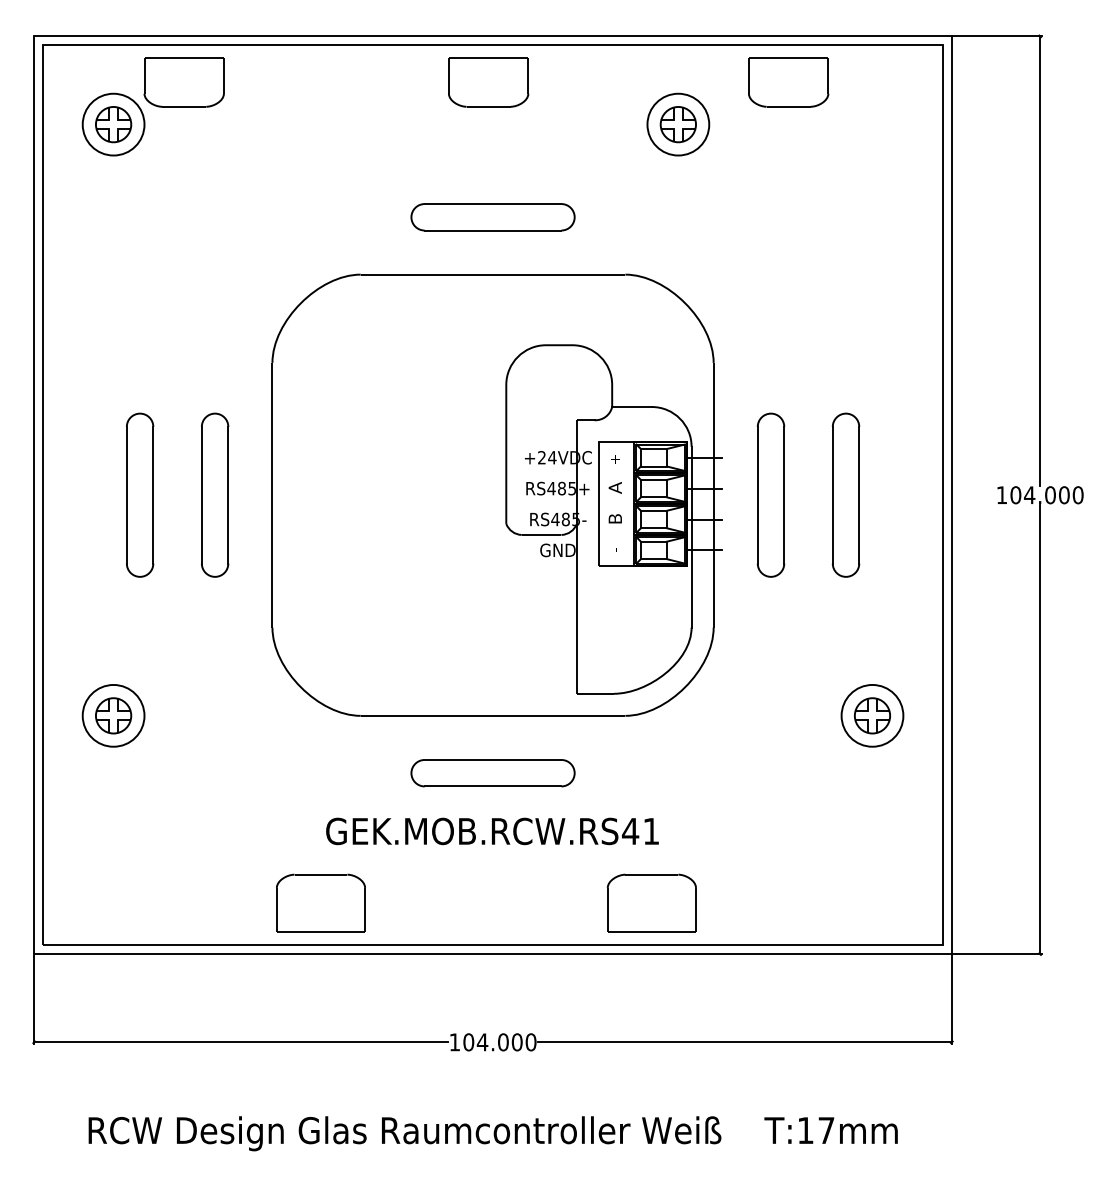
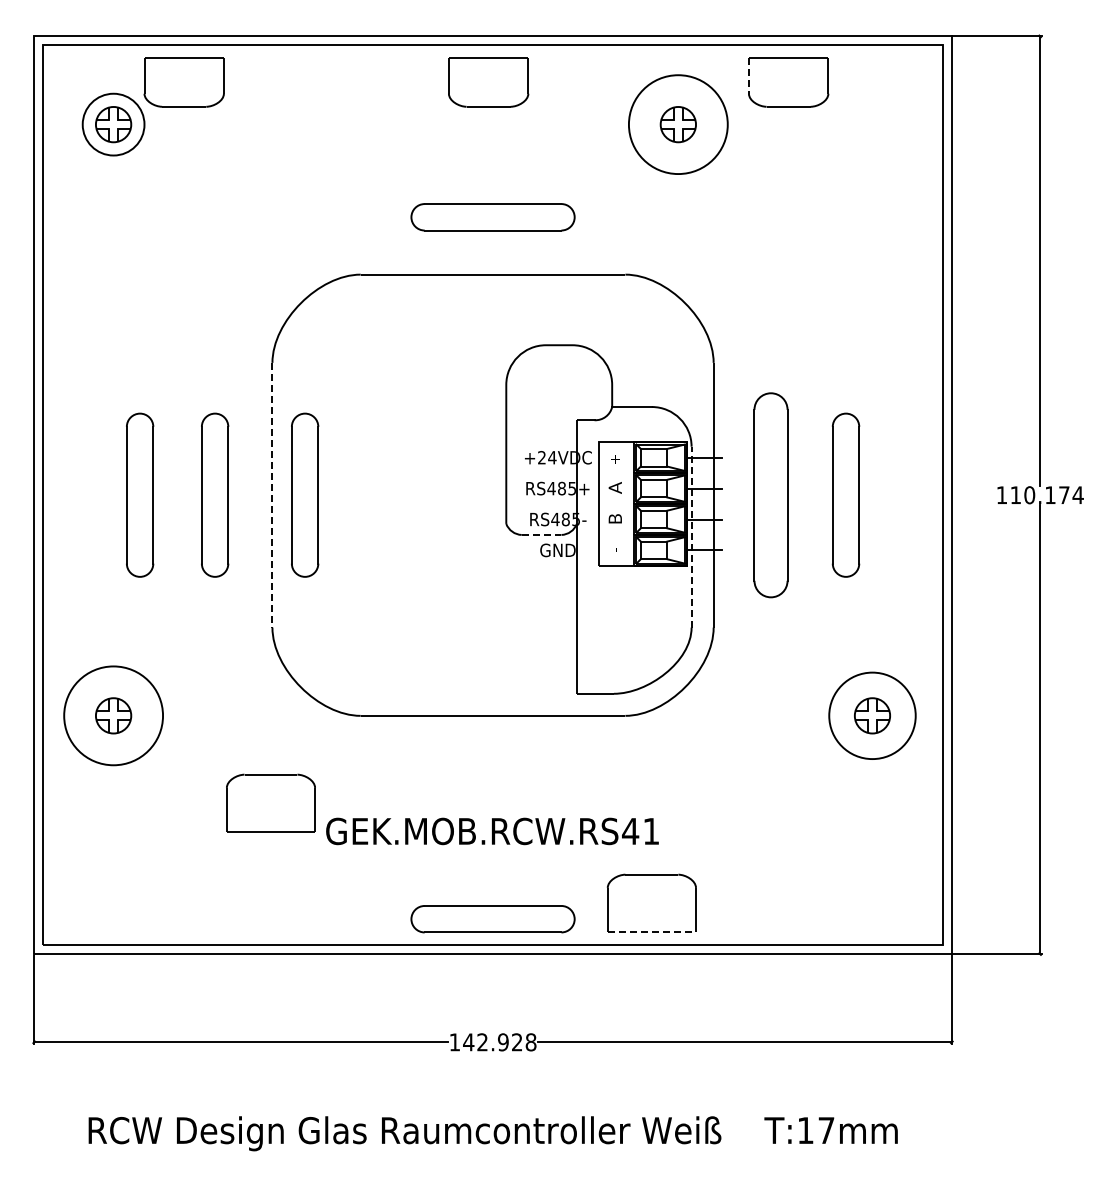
line: solid -> dashed (748, 76)
circle diameter: 62 px -> 99 px (677, 124)
part: none -> present (305, 494)
part size: 30x166 px -> 36x207 px (770, 495)
line: solid -> dashed (272, 495)
text: 104.000 -> 110.174 (1046, 495)
line: solid -> dashed (541, 534)
line: solid -> dashed (691, 536)
circle diameter: 62 px -> 99 px (113, 715)
circle diameter: 62 px -> 86 px (872, 715)
part position: (492, 773) -> (492, 919) (492, 919)
part position: (320, 902) -> (270, 802) (270, 802)
line: solid -> dashed (652, 932)
text: 104.000 -> 142.928 (499, 1042)
